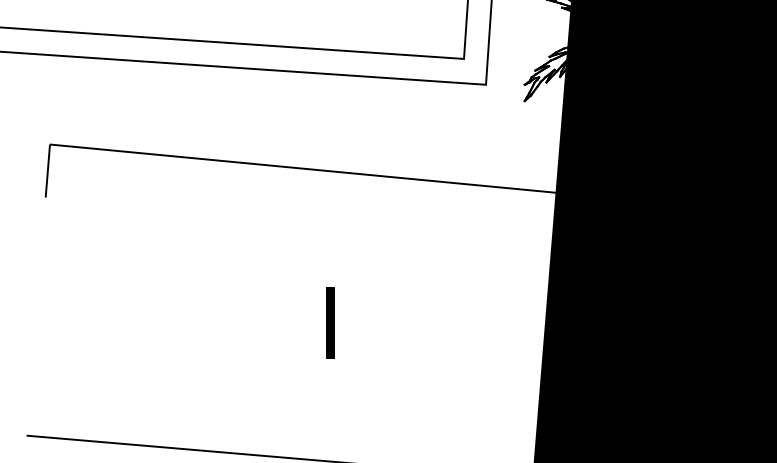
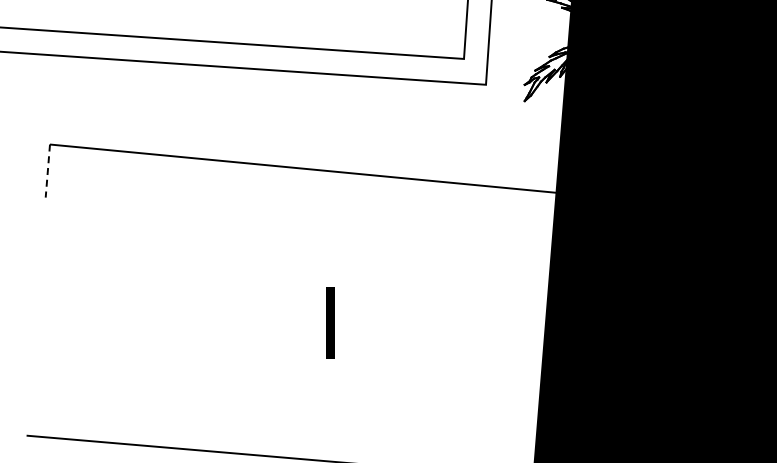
line: solid -> dashed (47, 171)
